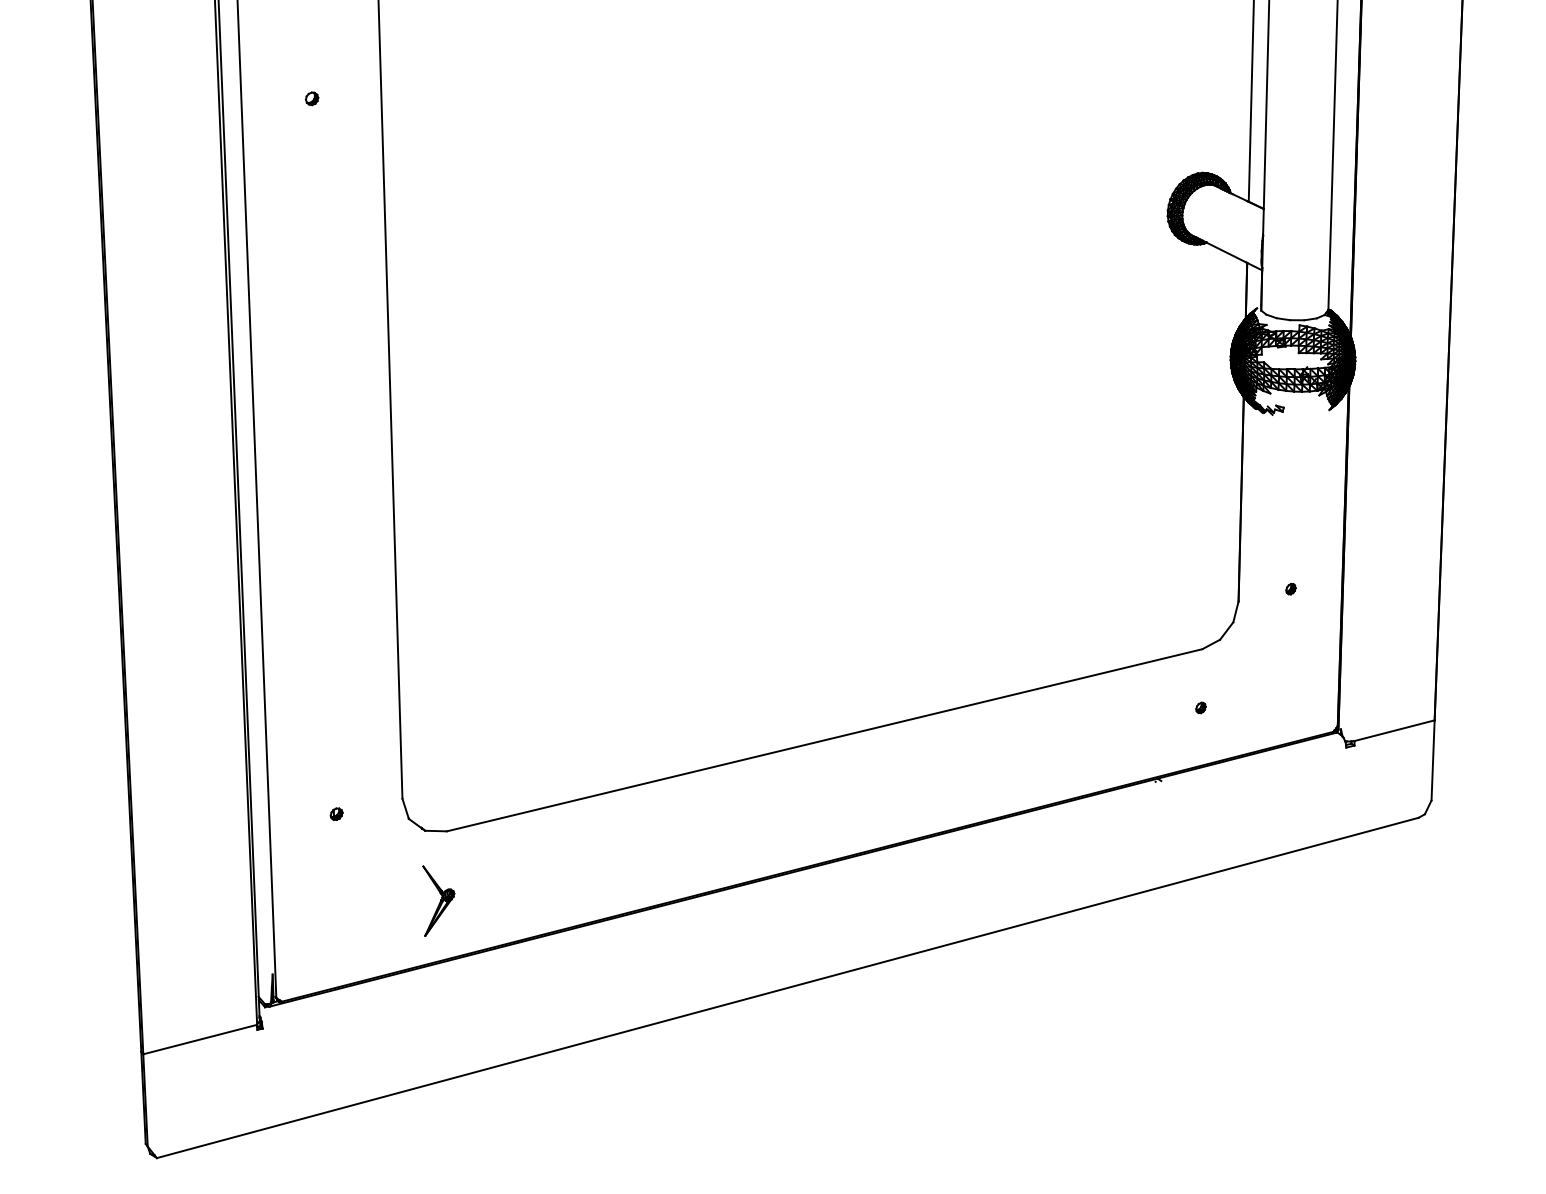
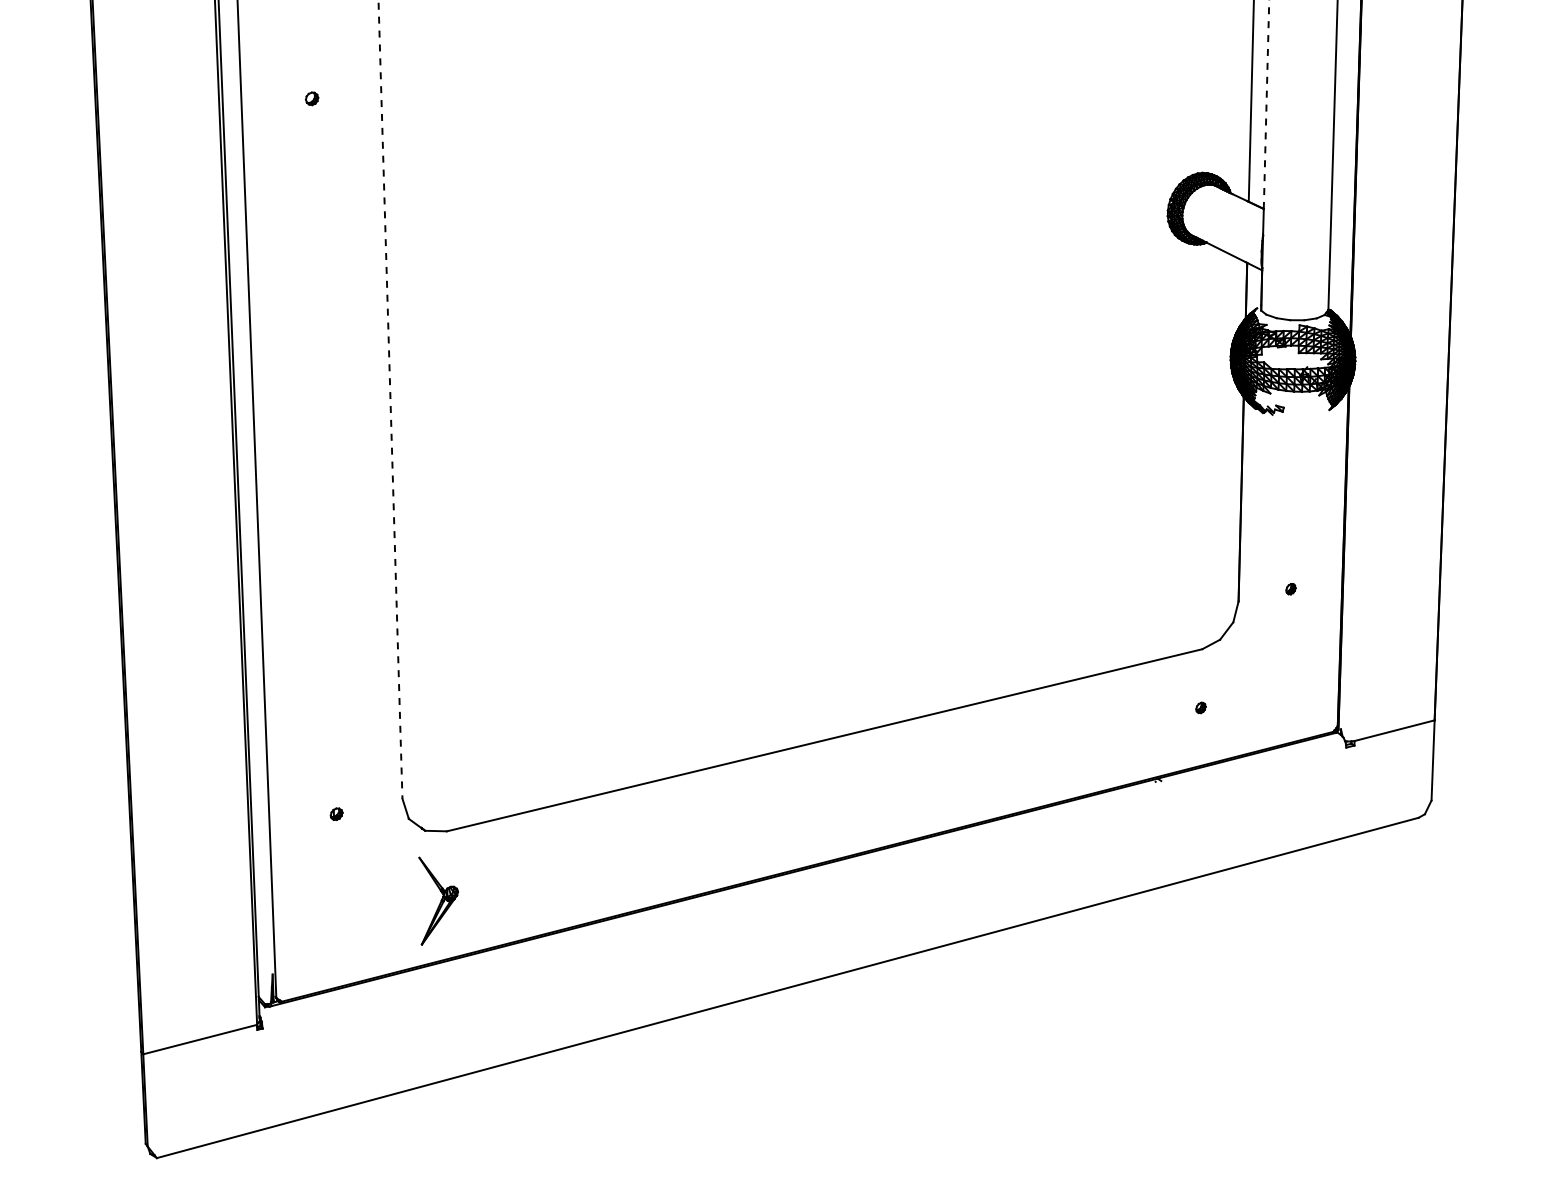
line: solid -> dashed (1266, 104)
line: solid -> dashed (390, 399)
part size: 34x72 px -> 41x90 px (438, 900)
